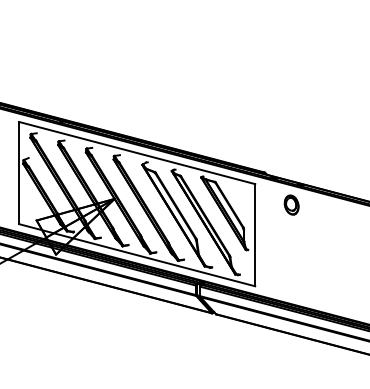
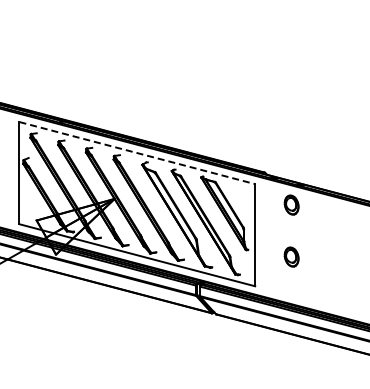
line: solid -> dashed (137, 153)
part: none -> present (291, 256)
